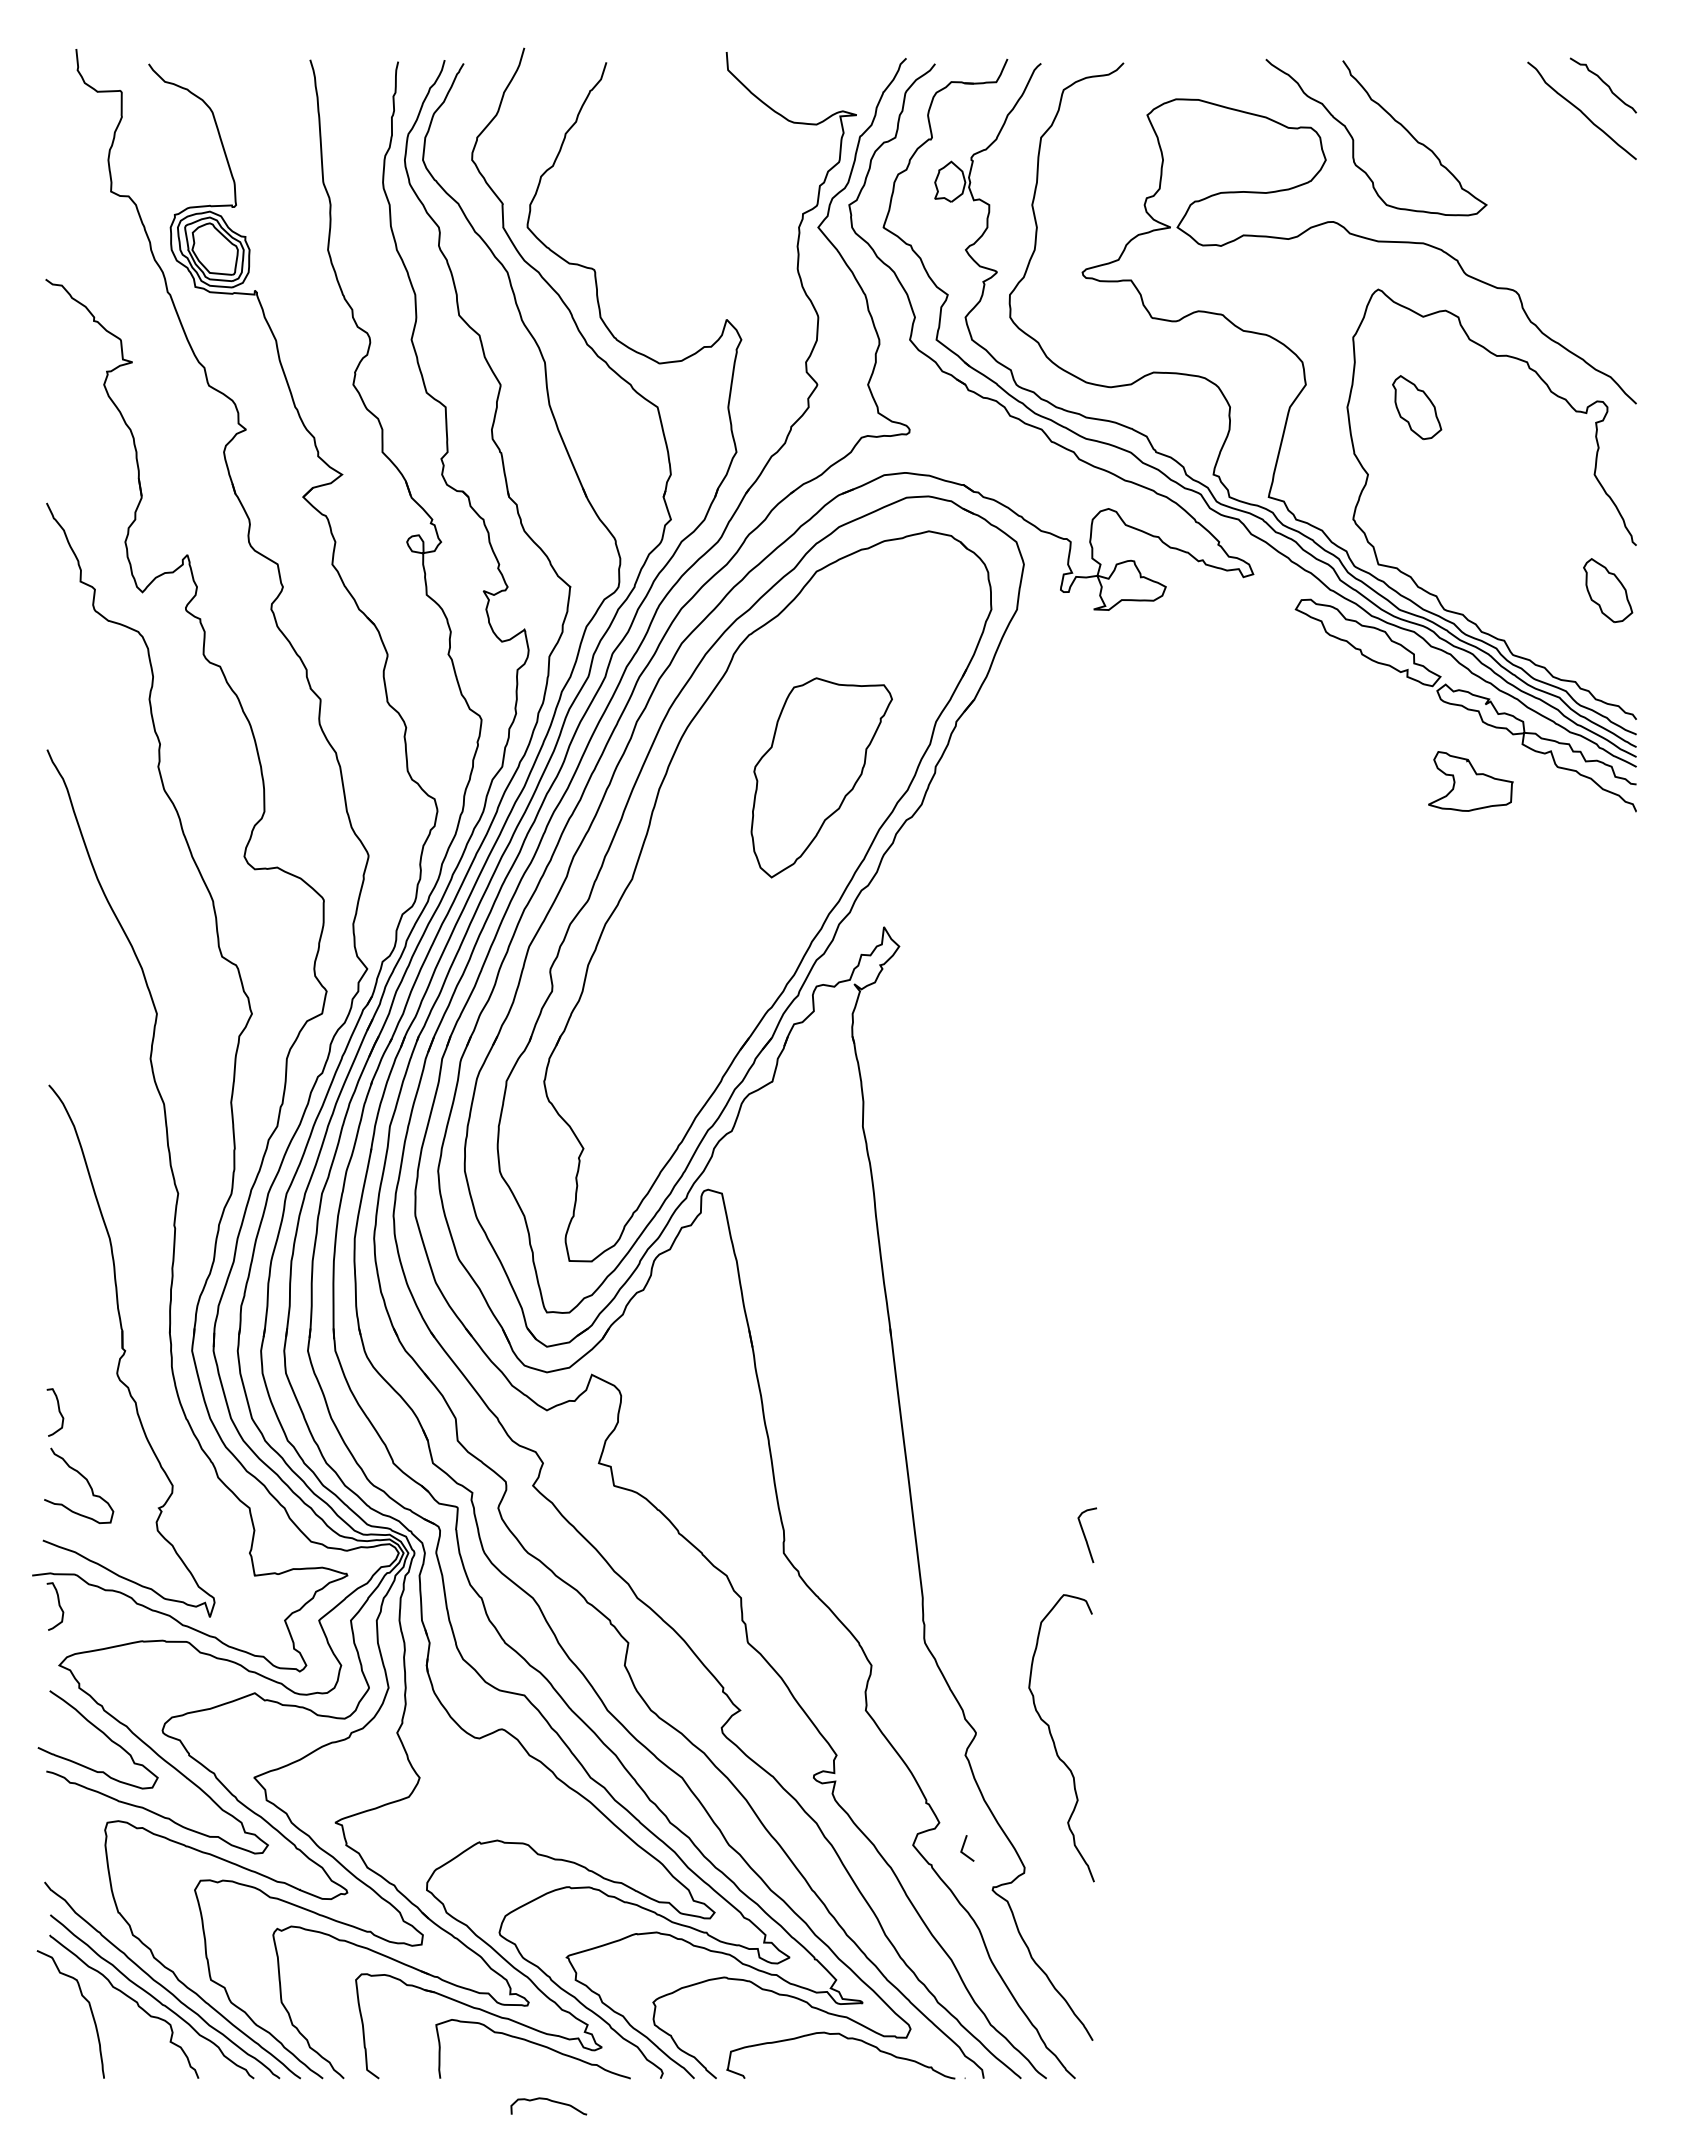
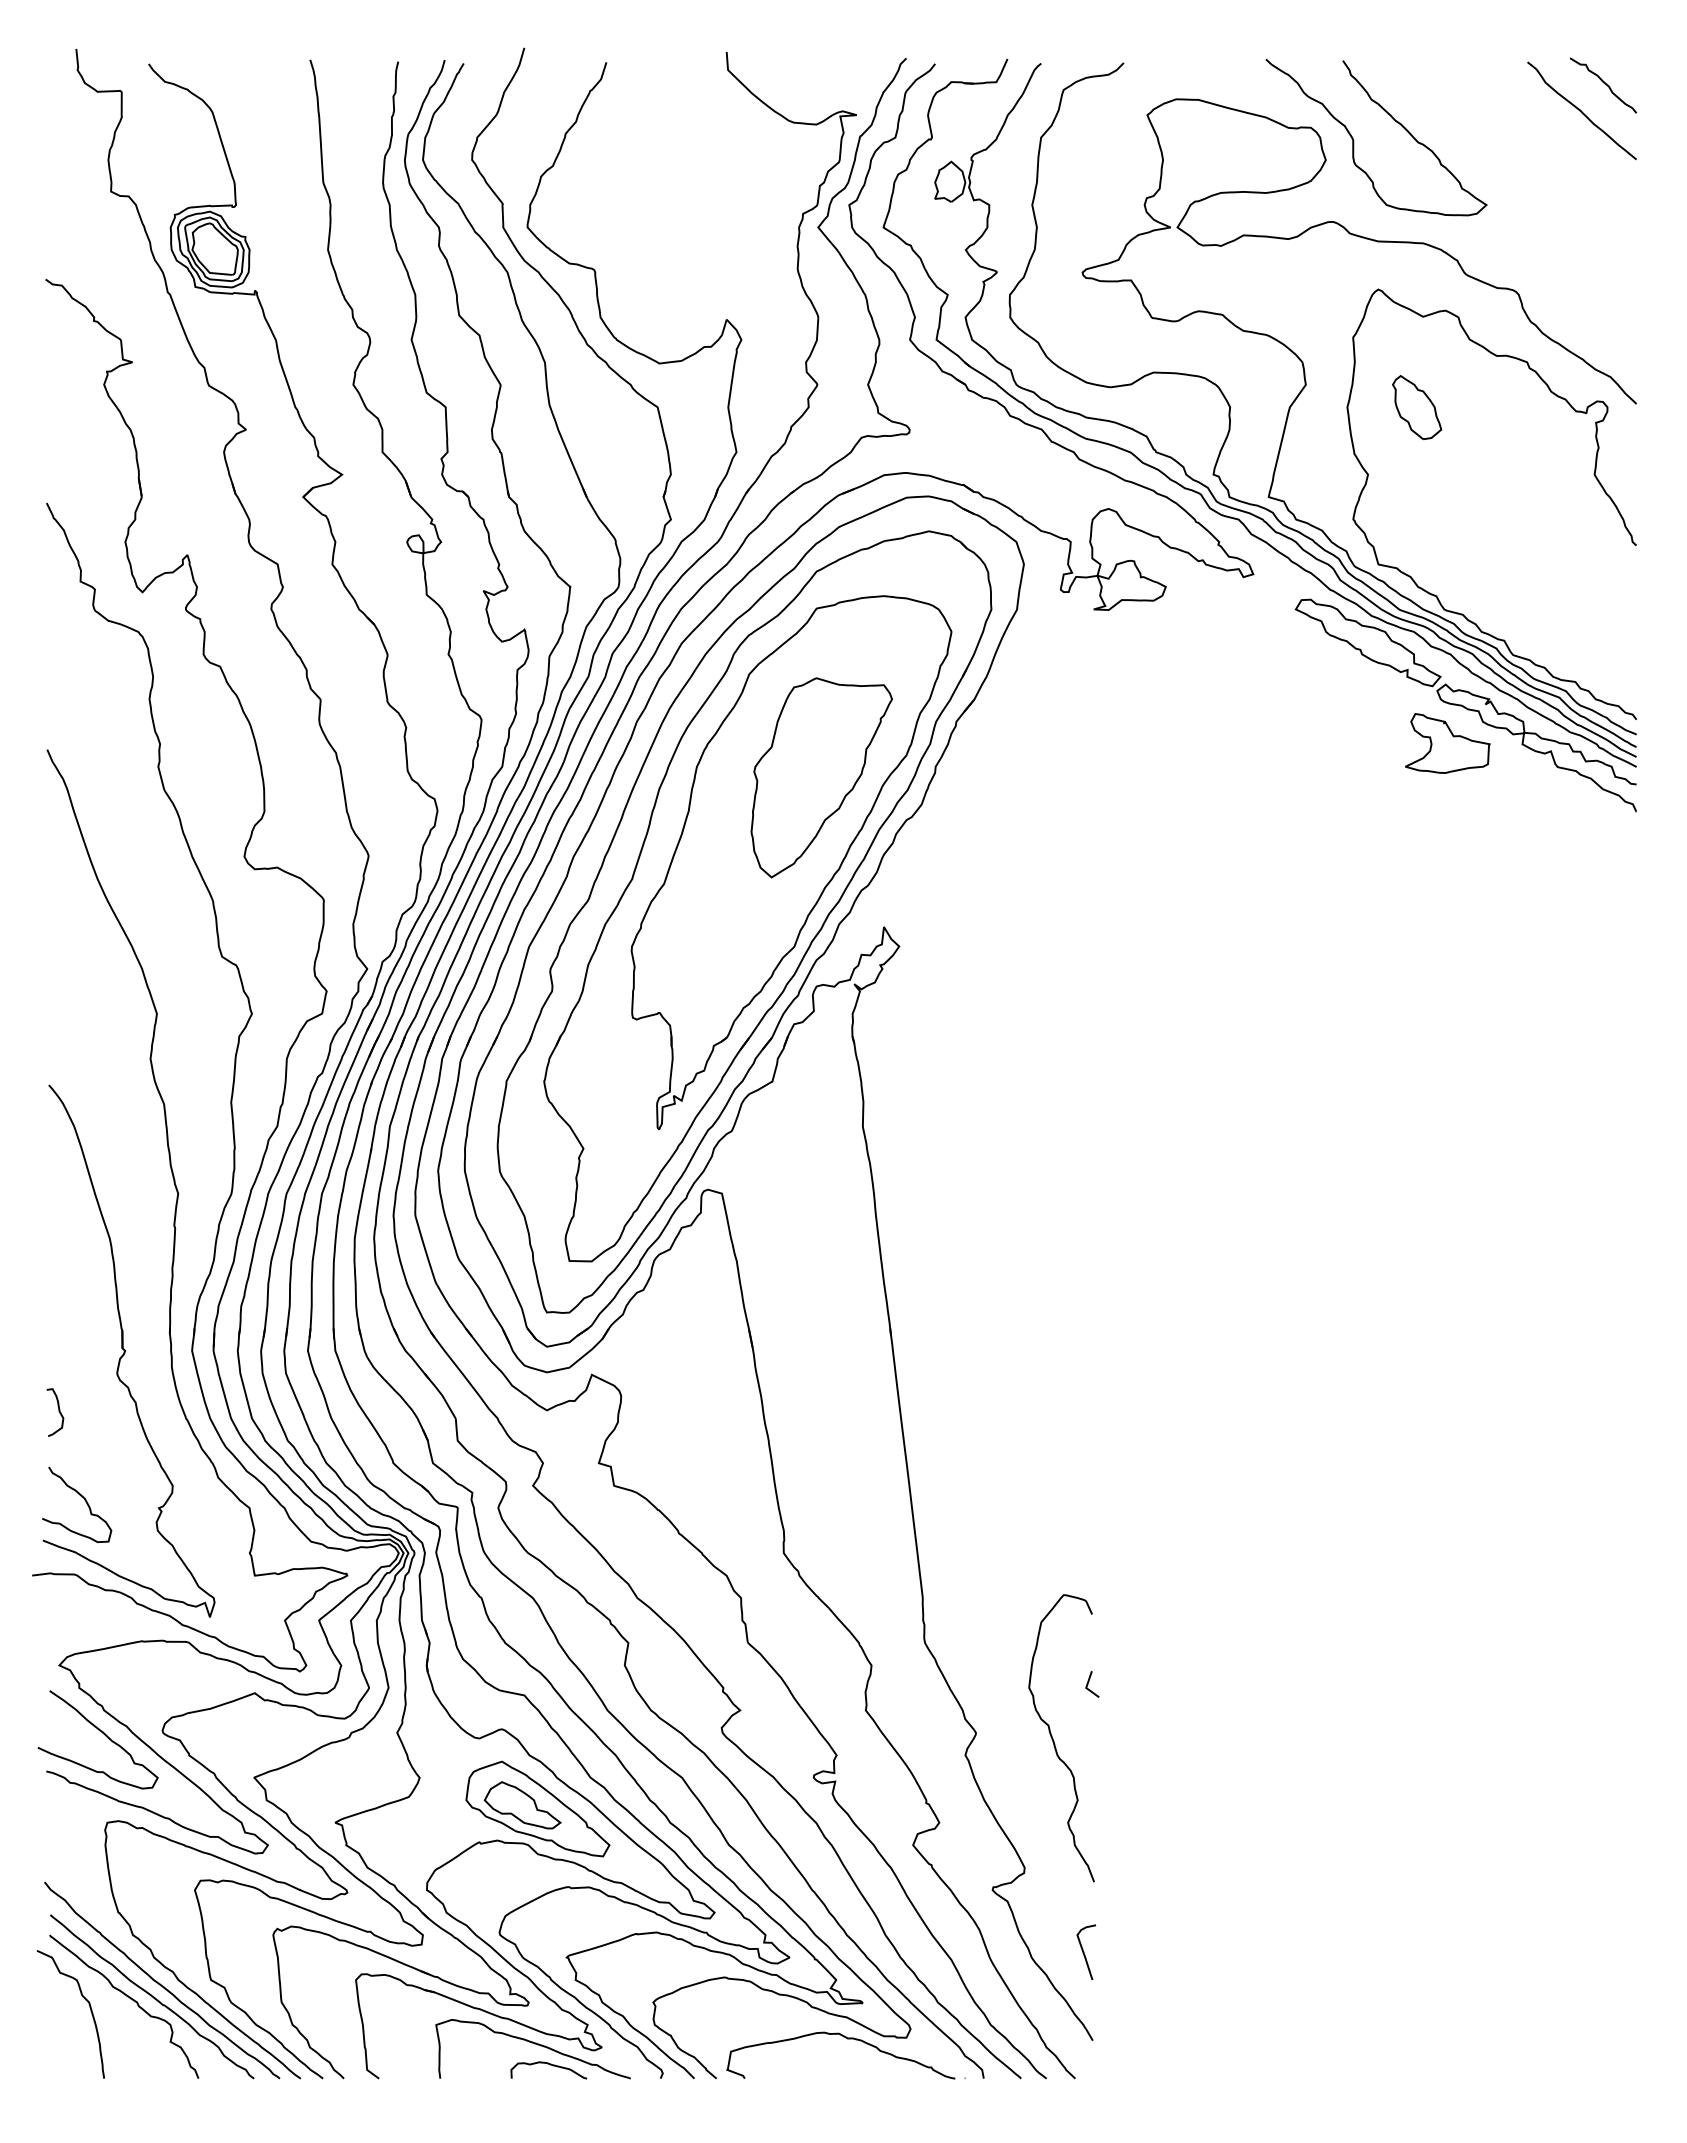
part: present -> none (1608, 590)
part position: (1470, 781) -> (1447, 743) (1447, 743)
part: none -> present (791, 862)
curve position: (86, 1481) -> (84, 1500) (84, 1500)
curve position: (1085, 1535) -> (1084, 1952) (1084, 1952)
curve: present -> none (58, 1605)
part: none -> present (537, 1808)
line position: (963, 1848) -> (1088, 1684) (1088, 1684)
curve position: (550, 2101) -> (550, 2065) (550, 2065)
